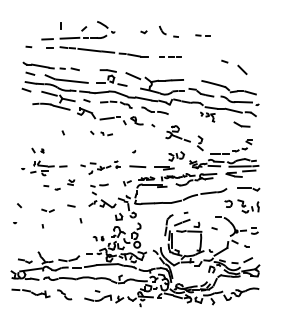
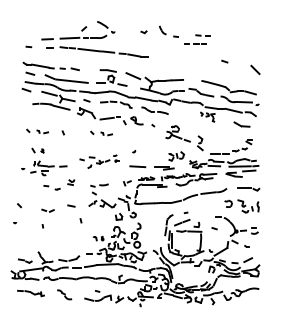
line: present -> none (60, 25)
line position: (170, 56) -> (195, 43) (195, 43)
line position: (242, 69) -> (255, 69) (255, 69)
part: none -> present (37, 131)
part position: (100, 167) -> (99, 161) (99, 161)
part size: 40x11 px -> 28x9 px (30, 293)
